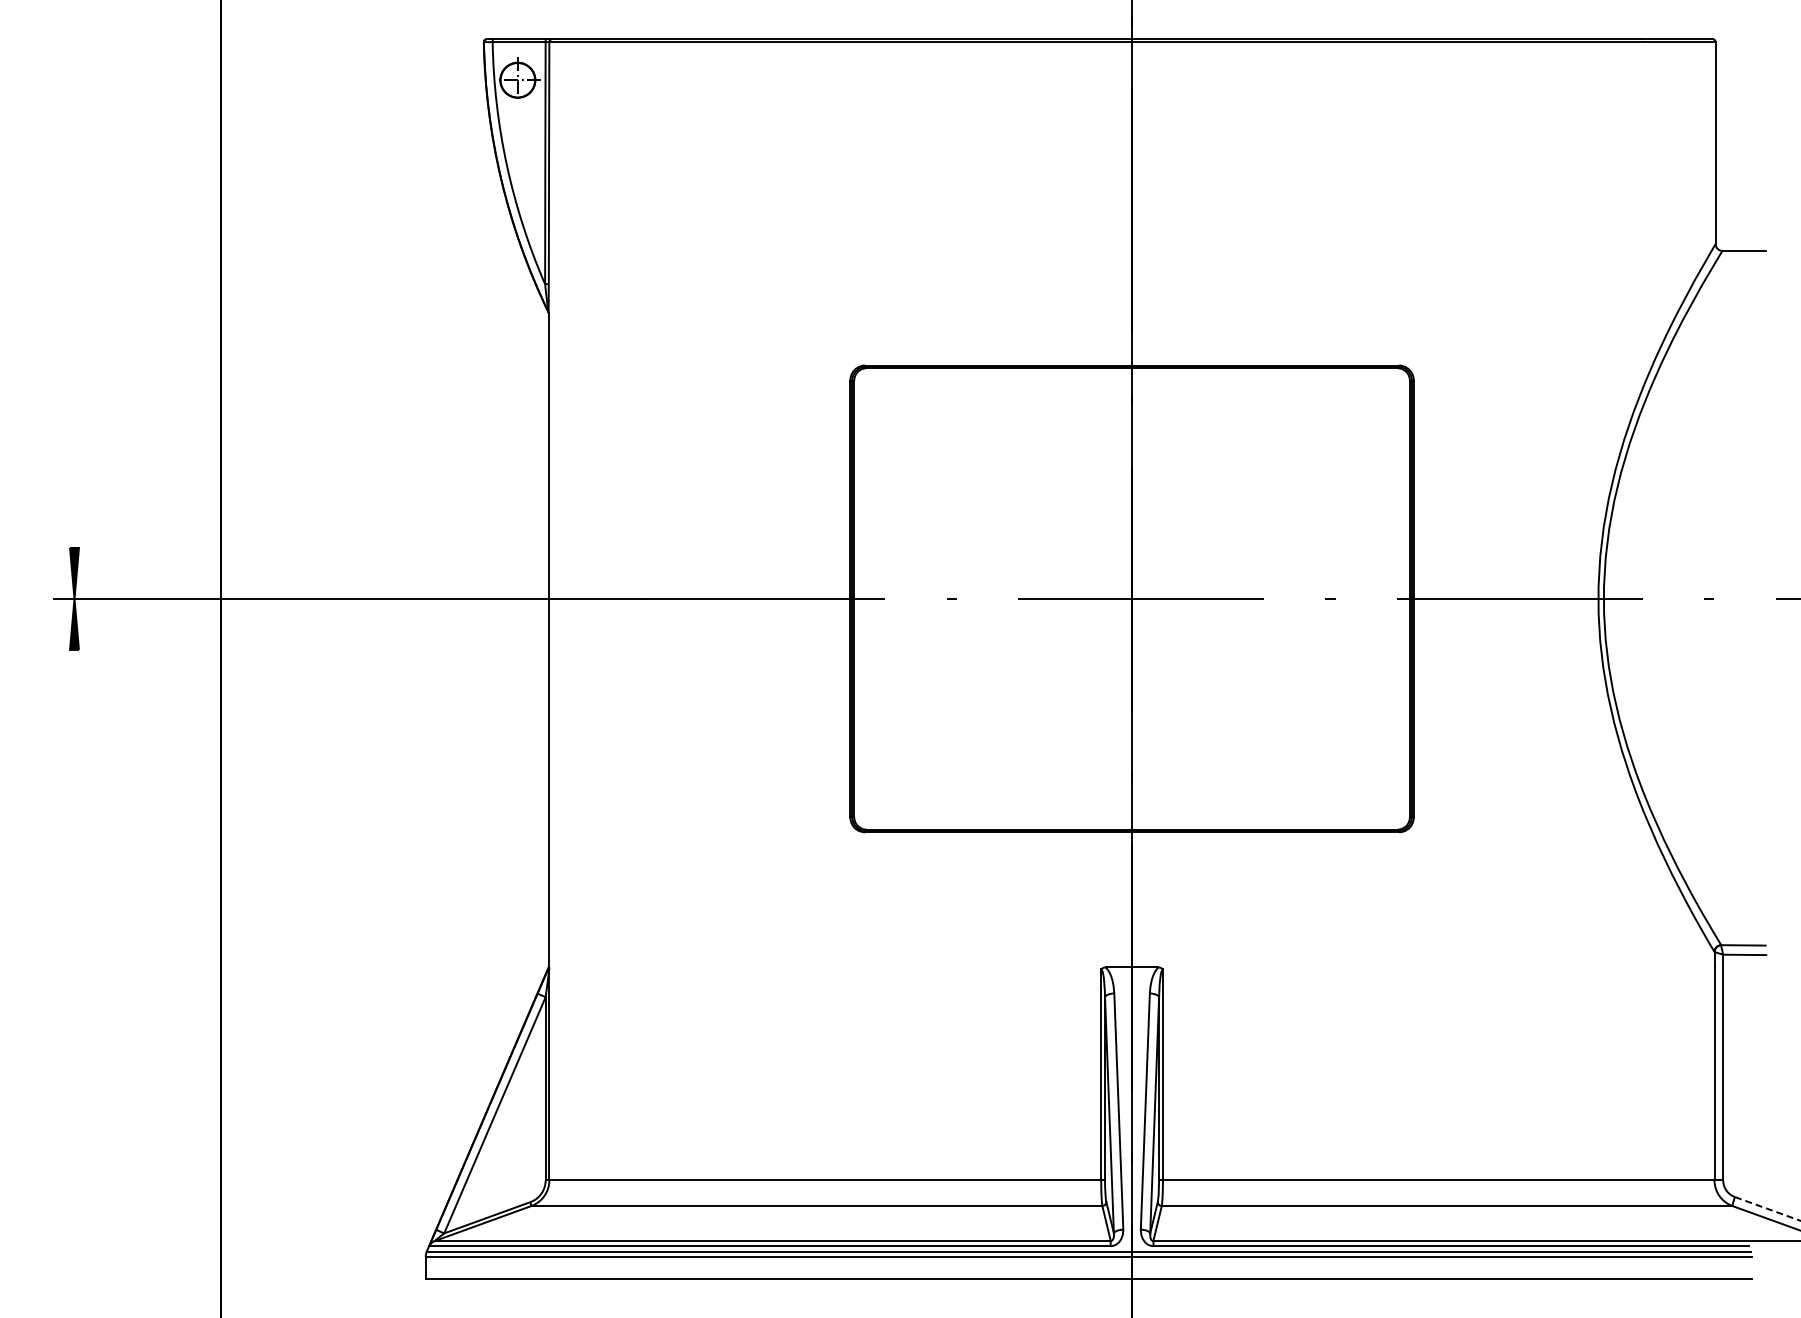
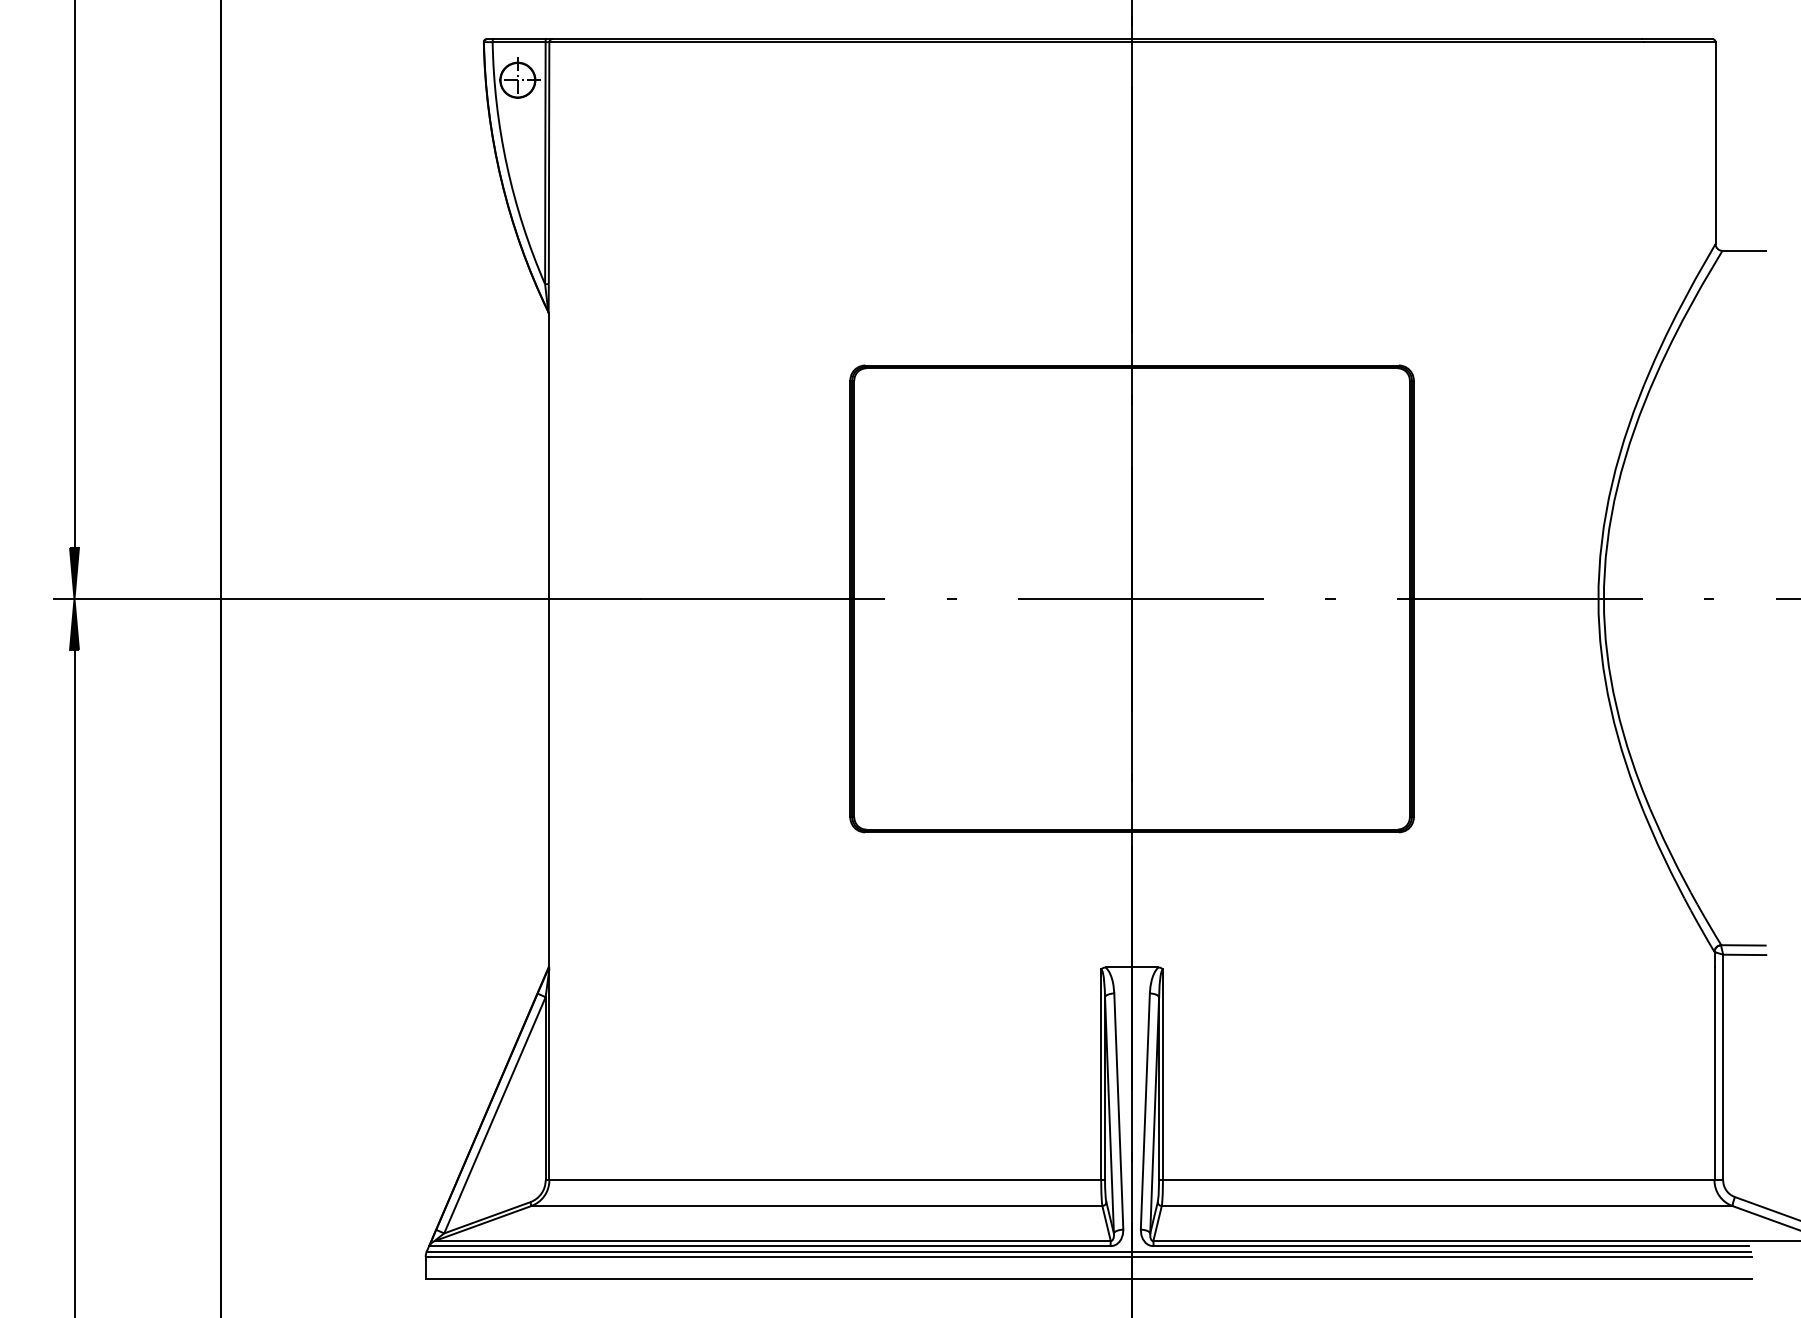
line: none -> present (74, 274)
line: none -> present (74, 981)
line: dashed -> solid (1767, 1208)
